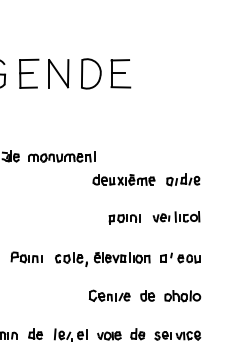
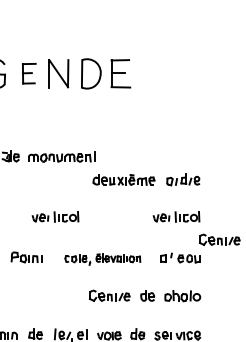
part size: 21x31 px -> 15x22 px (29, 73)
part: none -> present (55, 216)
part: present -> none (124, 219)
part: none -> present (219, 239)
part size: 96x16 px -> 78x13 px (102, 259)
